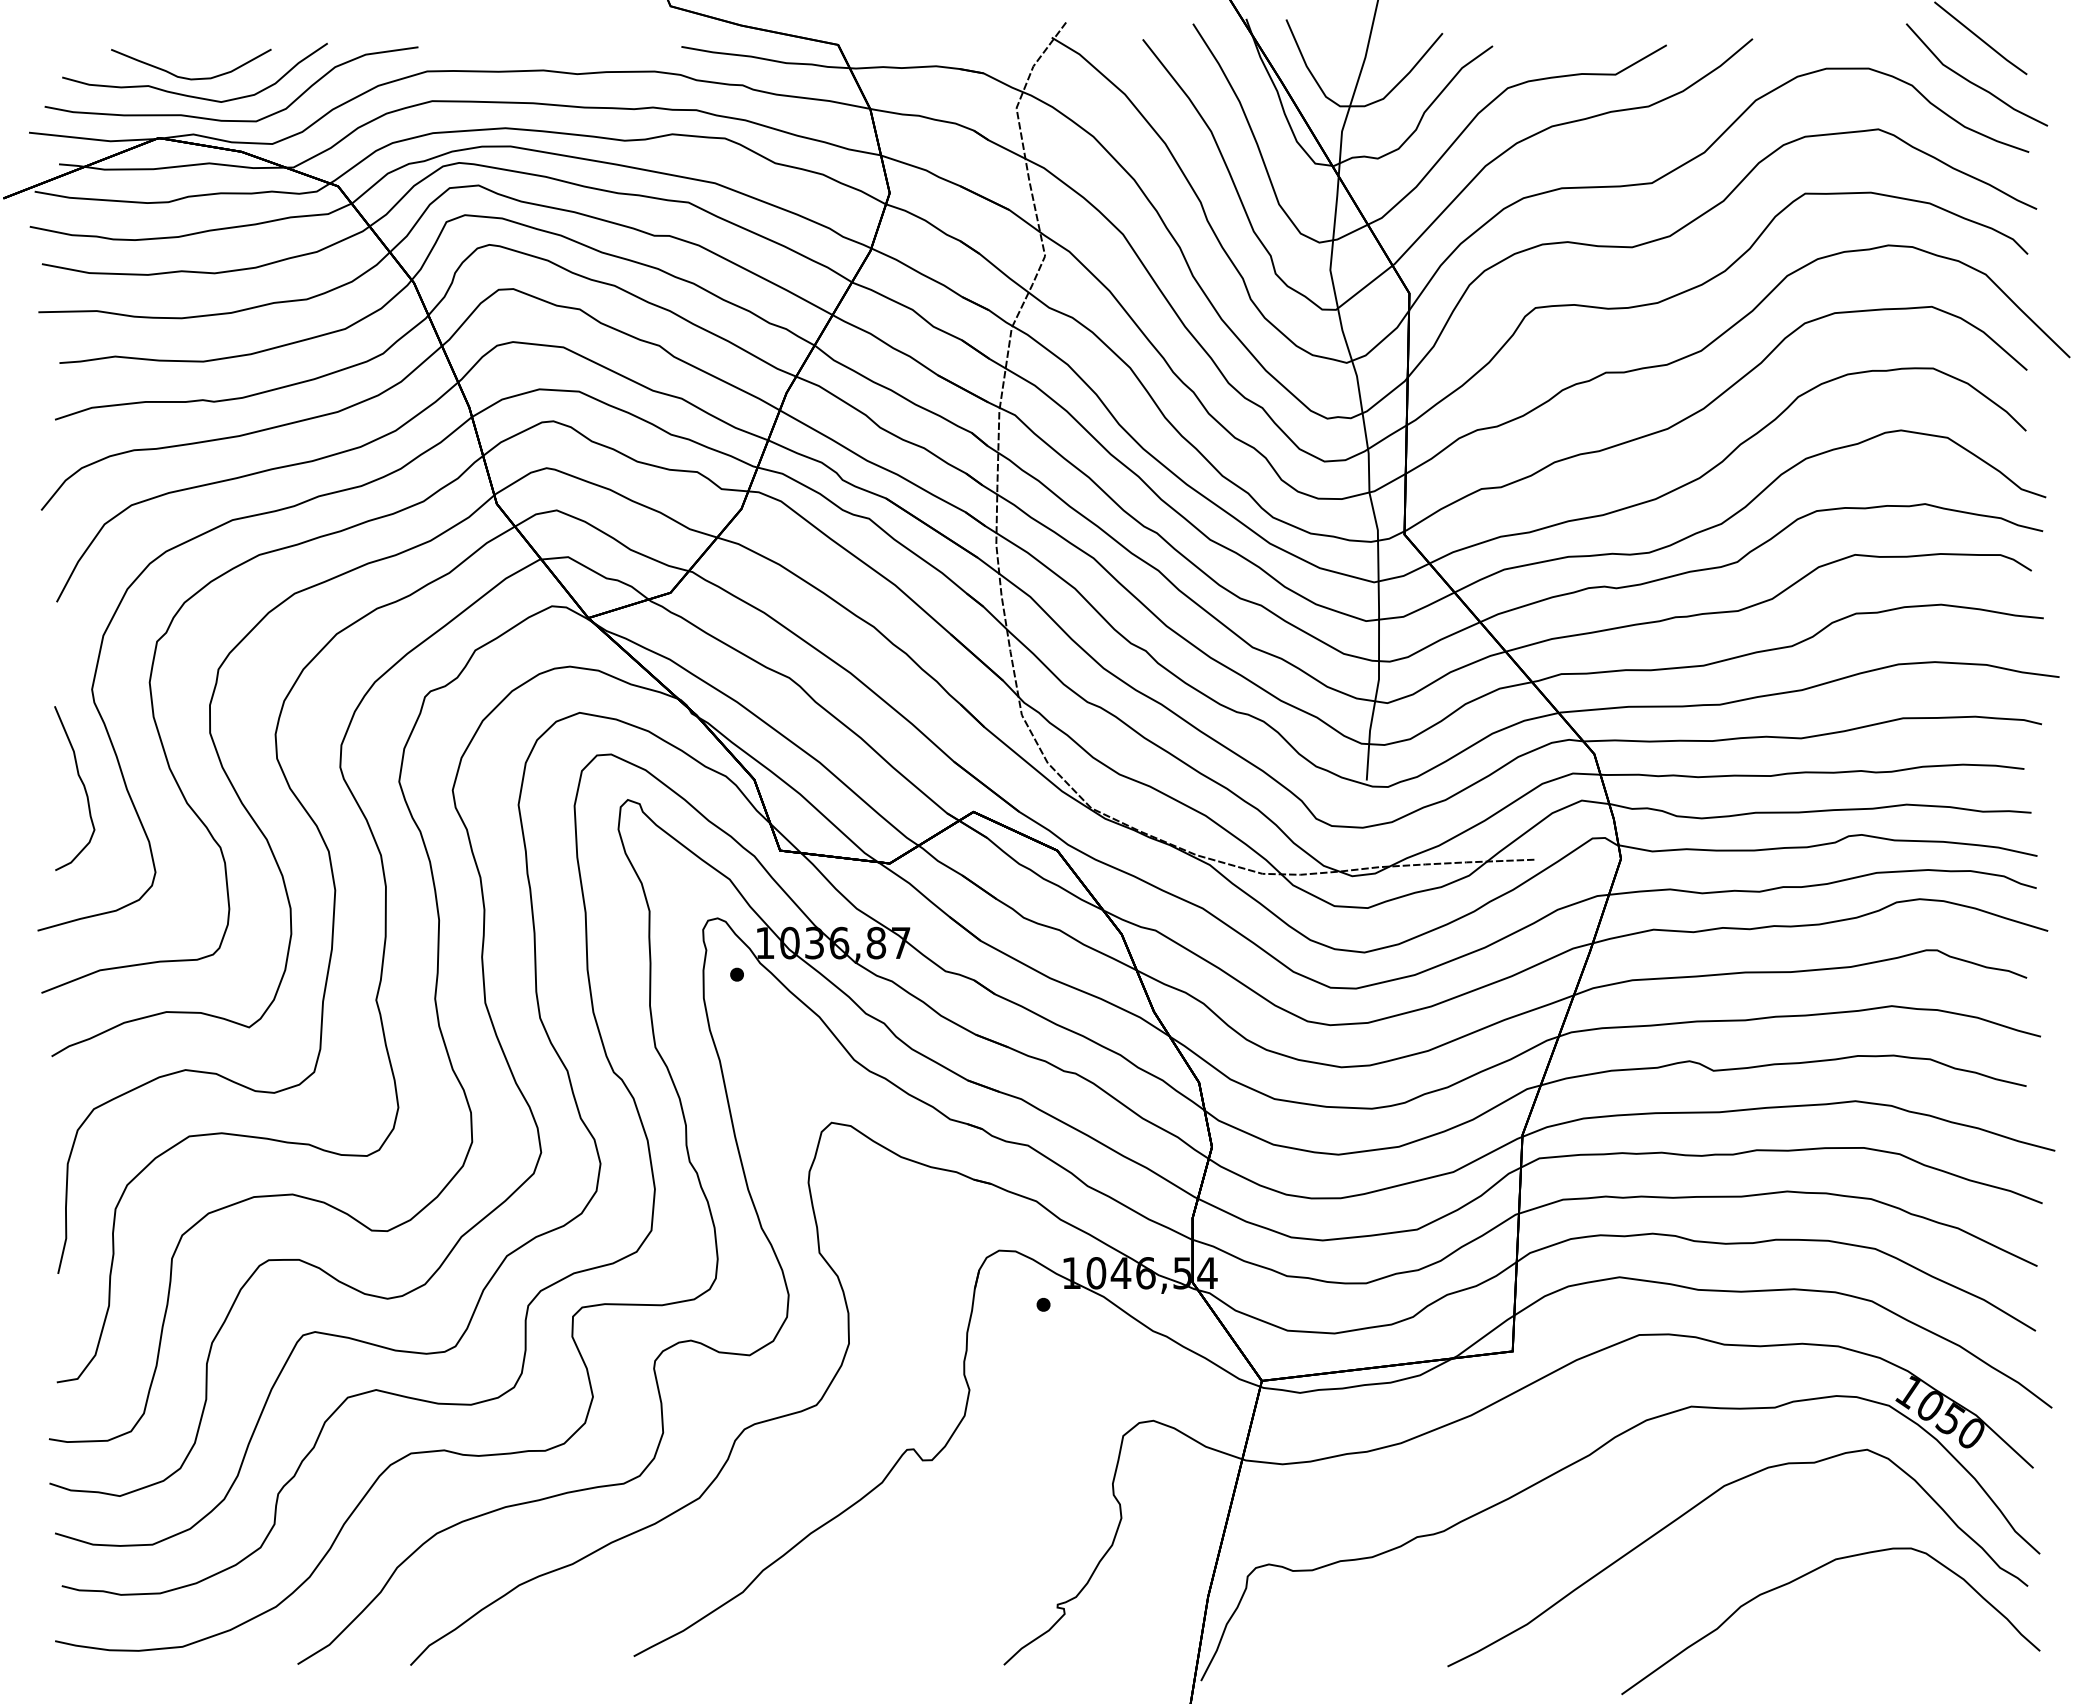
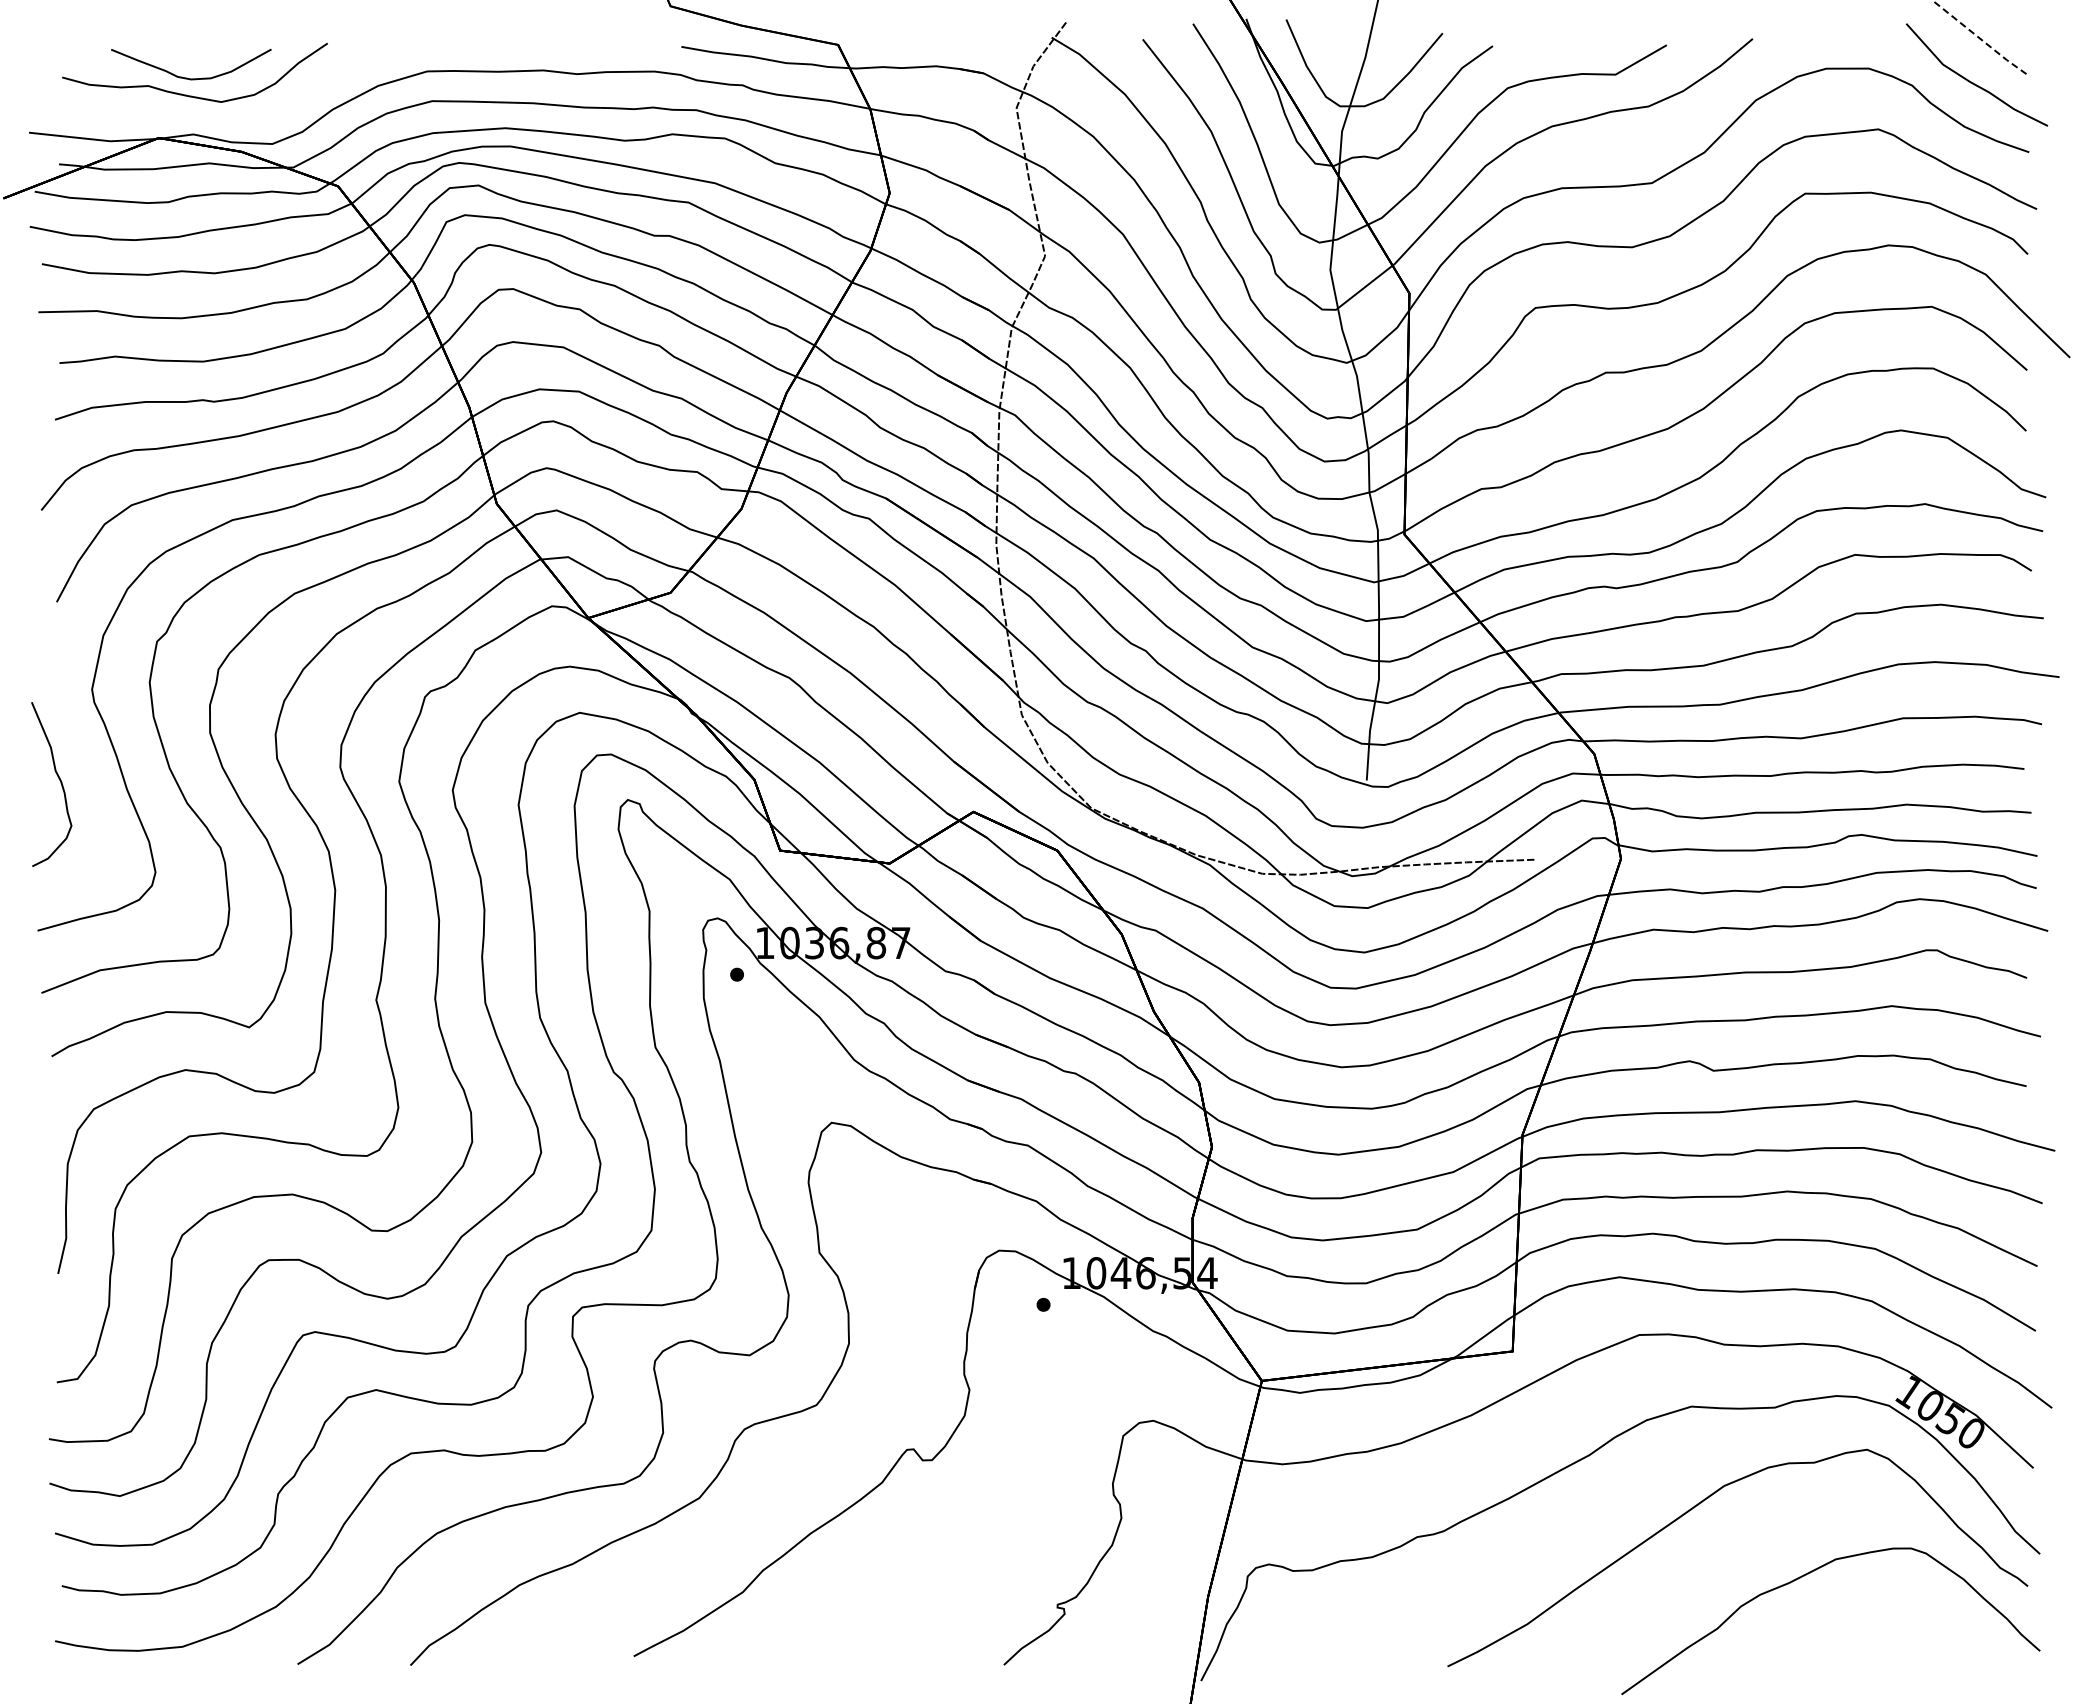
line: solid -> dashed (1981, 39)
curve: present -> none (231, 120)
curve position: (82, 784) -> (59, 780) (59, 780)
